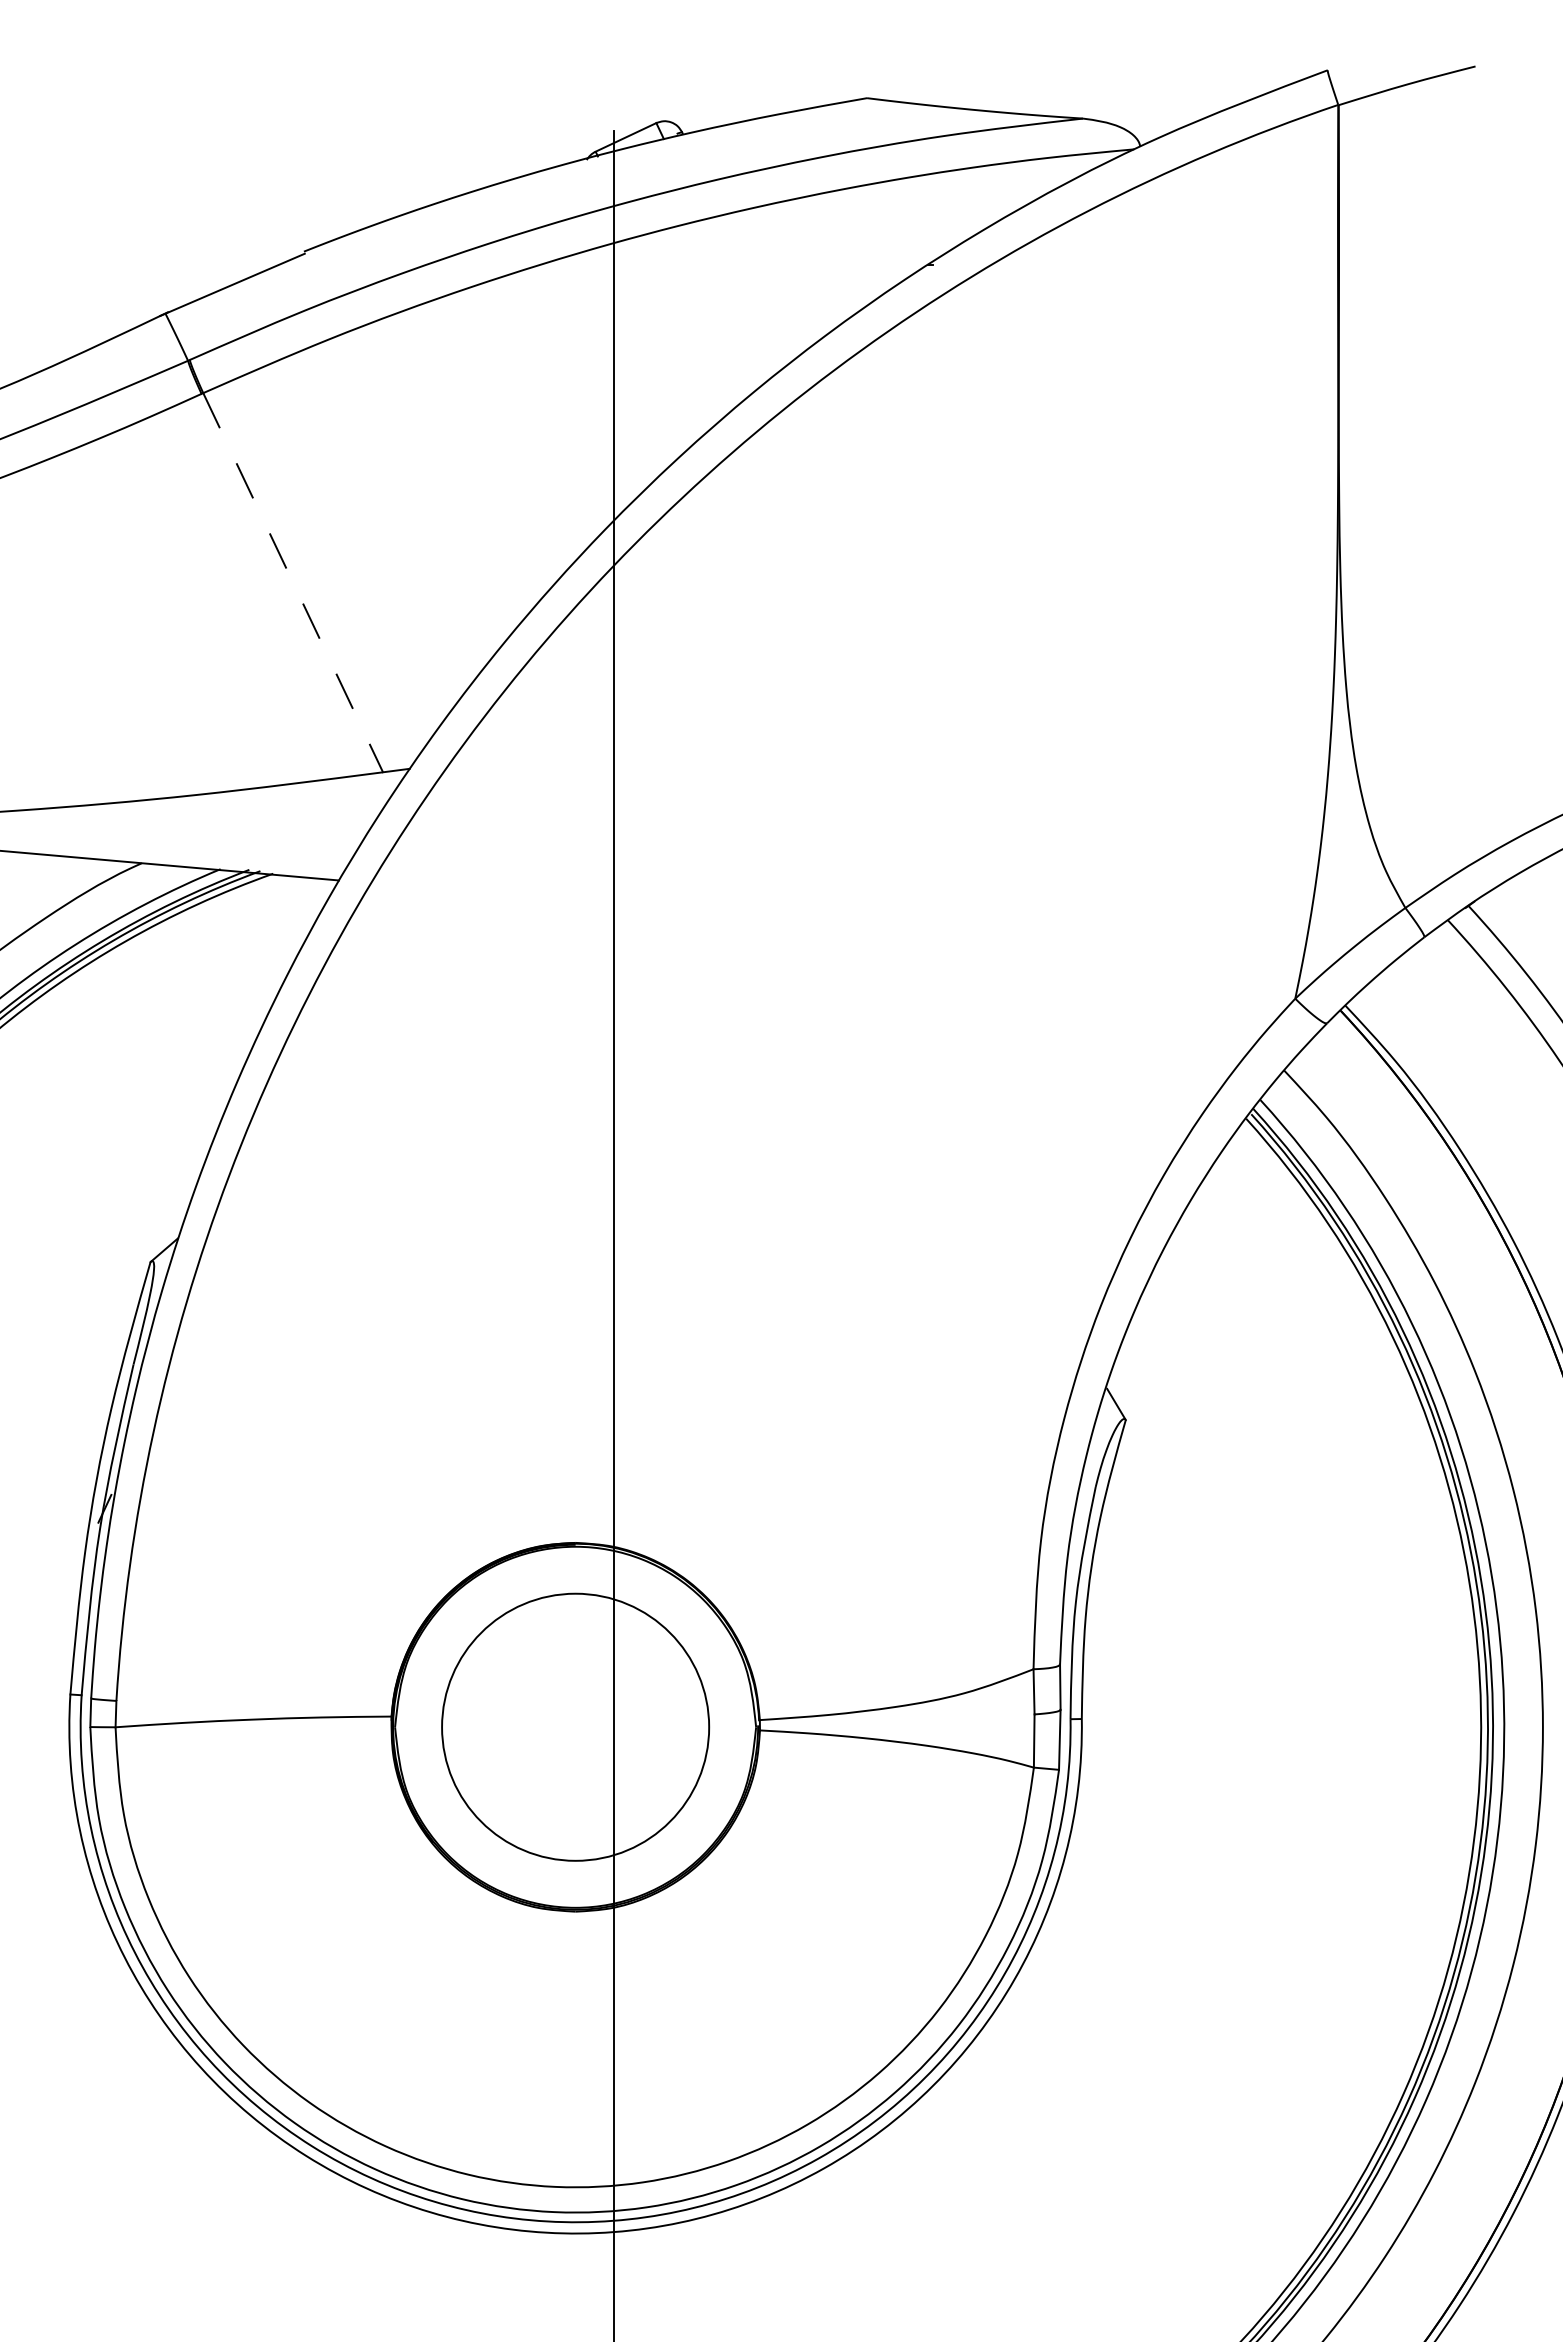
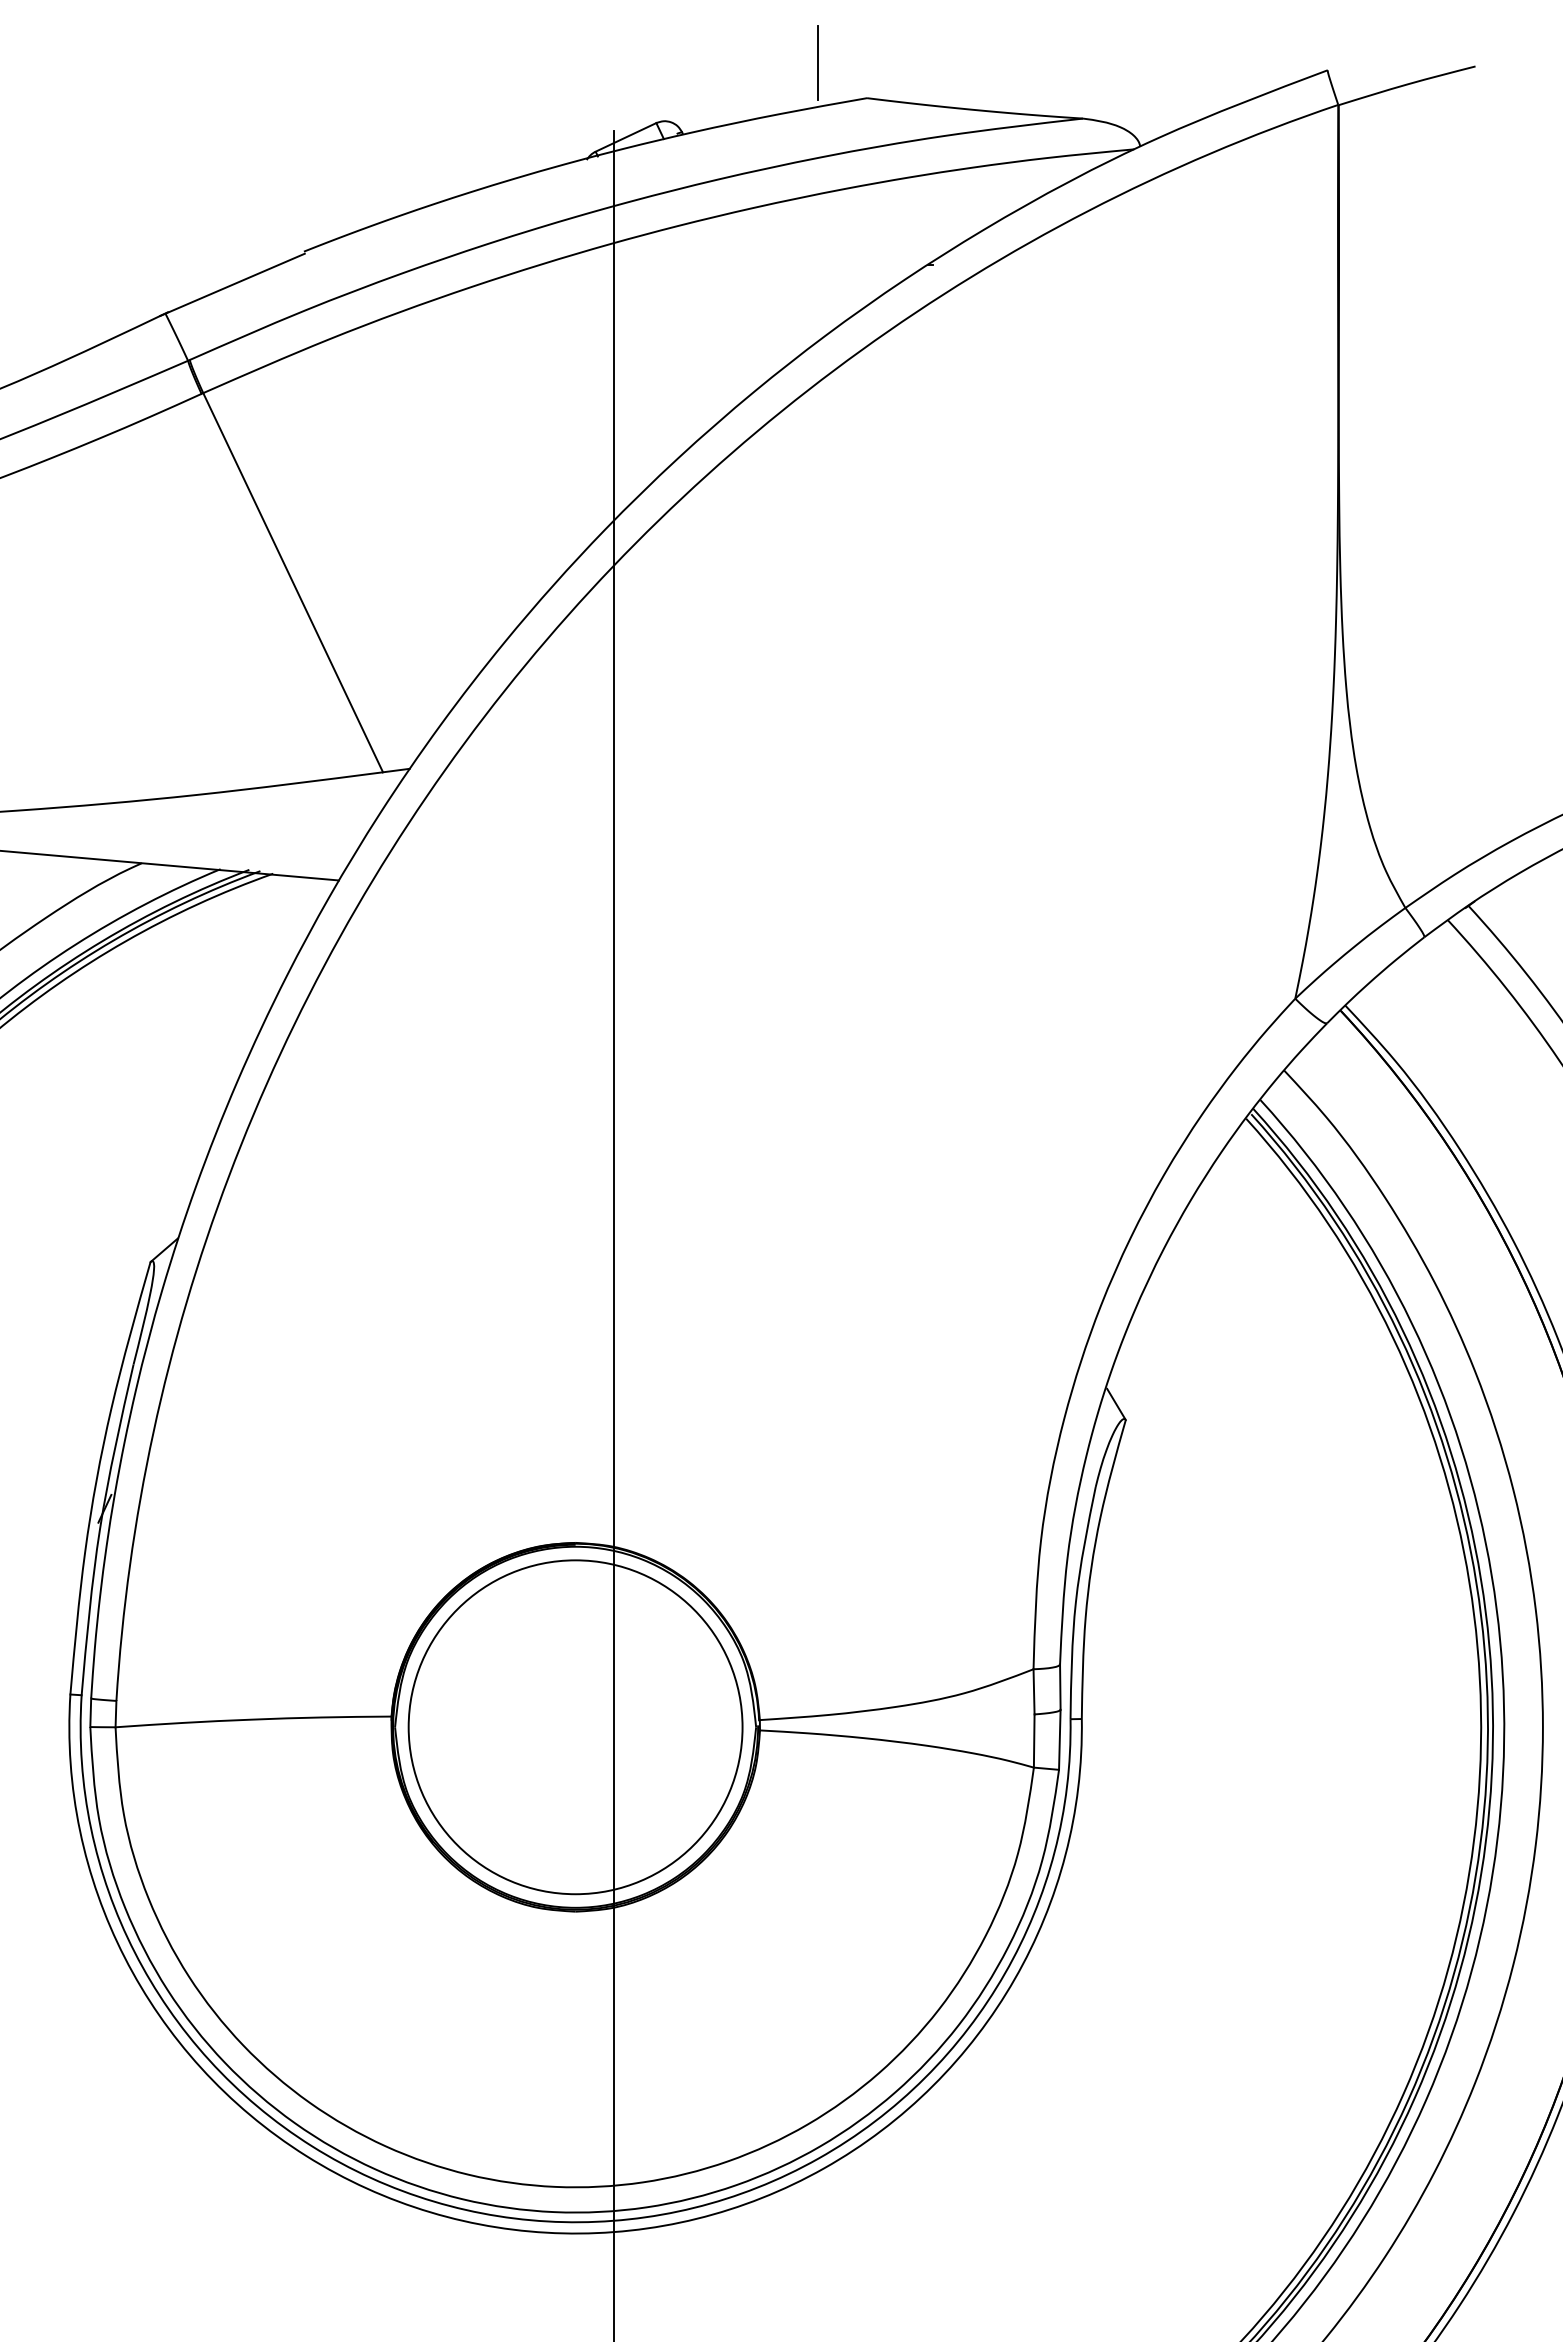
line: none -> present (818, 62)
line: dashed -> solid (293, 582)
circle diameter: 267 px -> 334 px (575, 1727)
